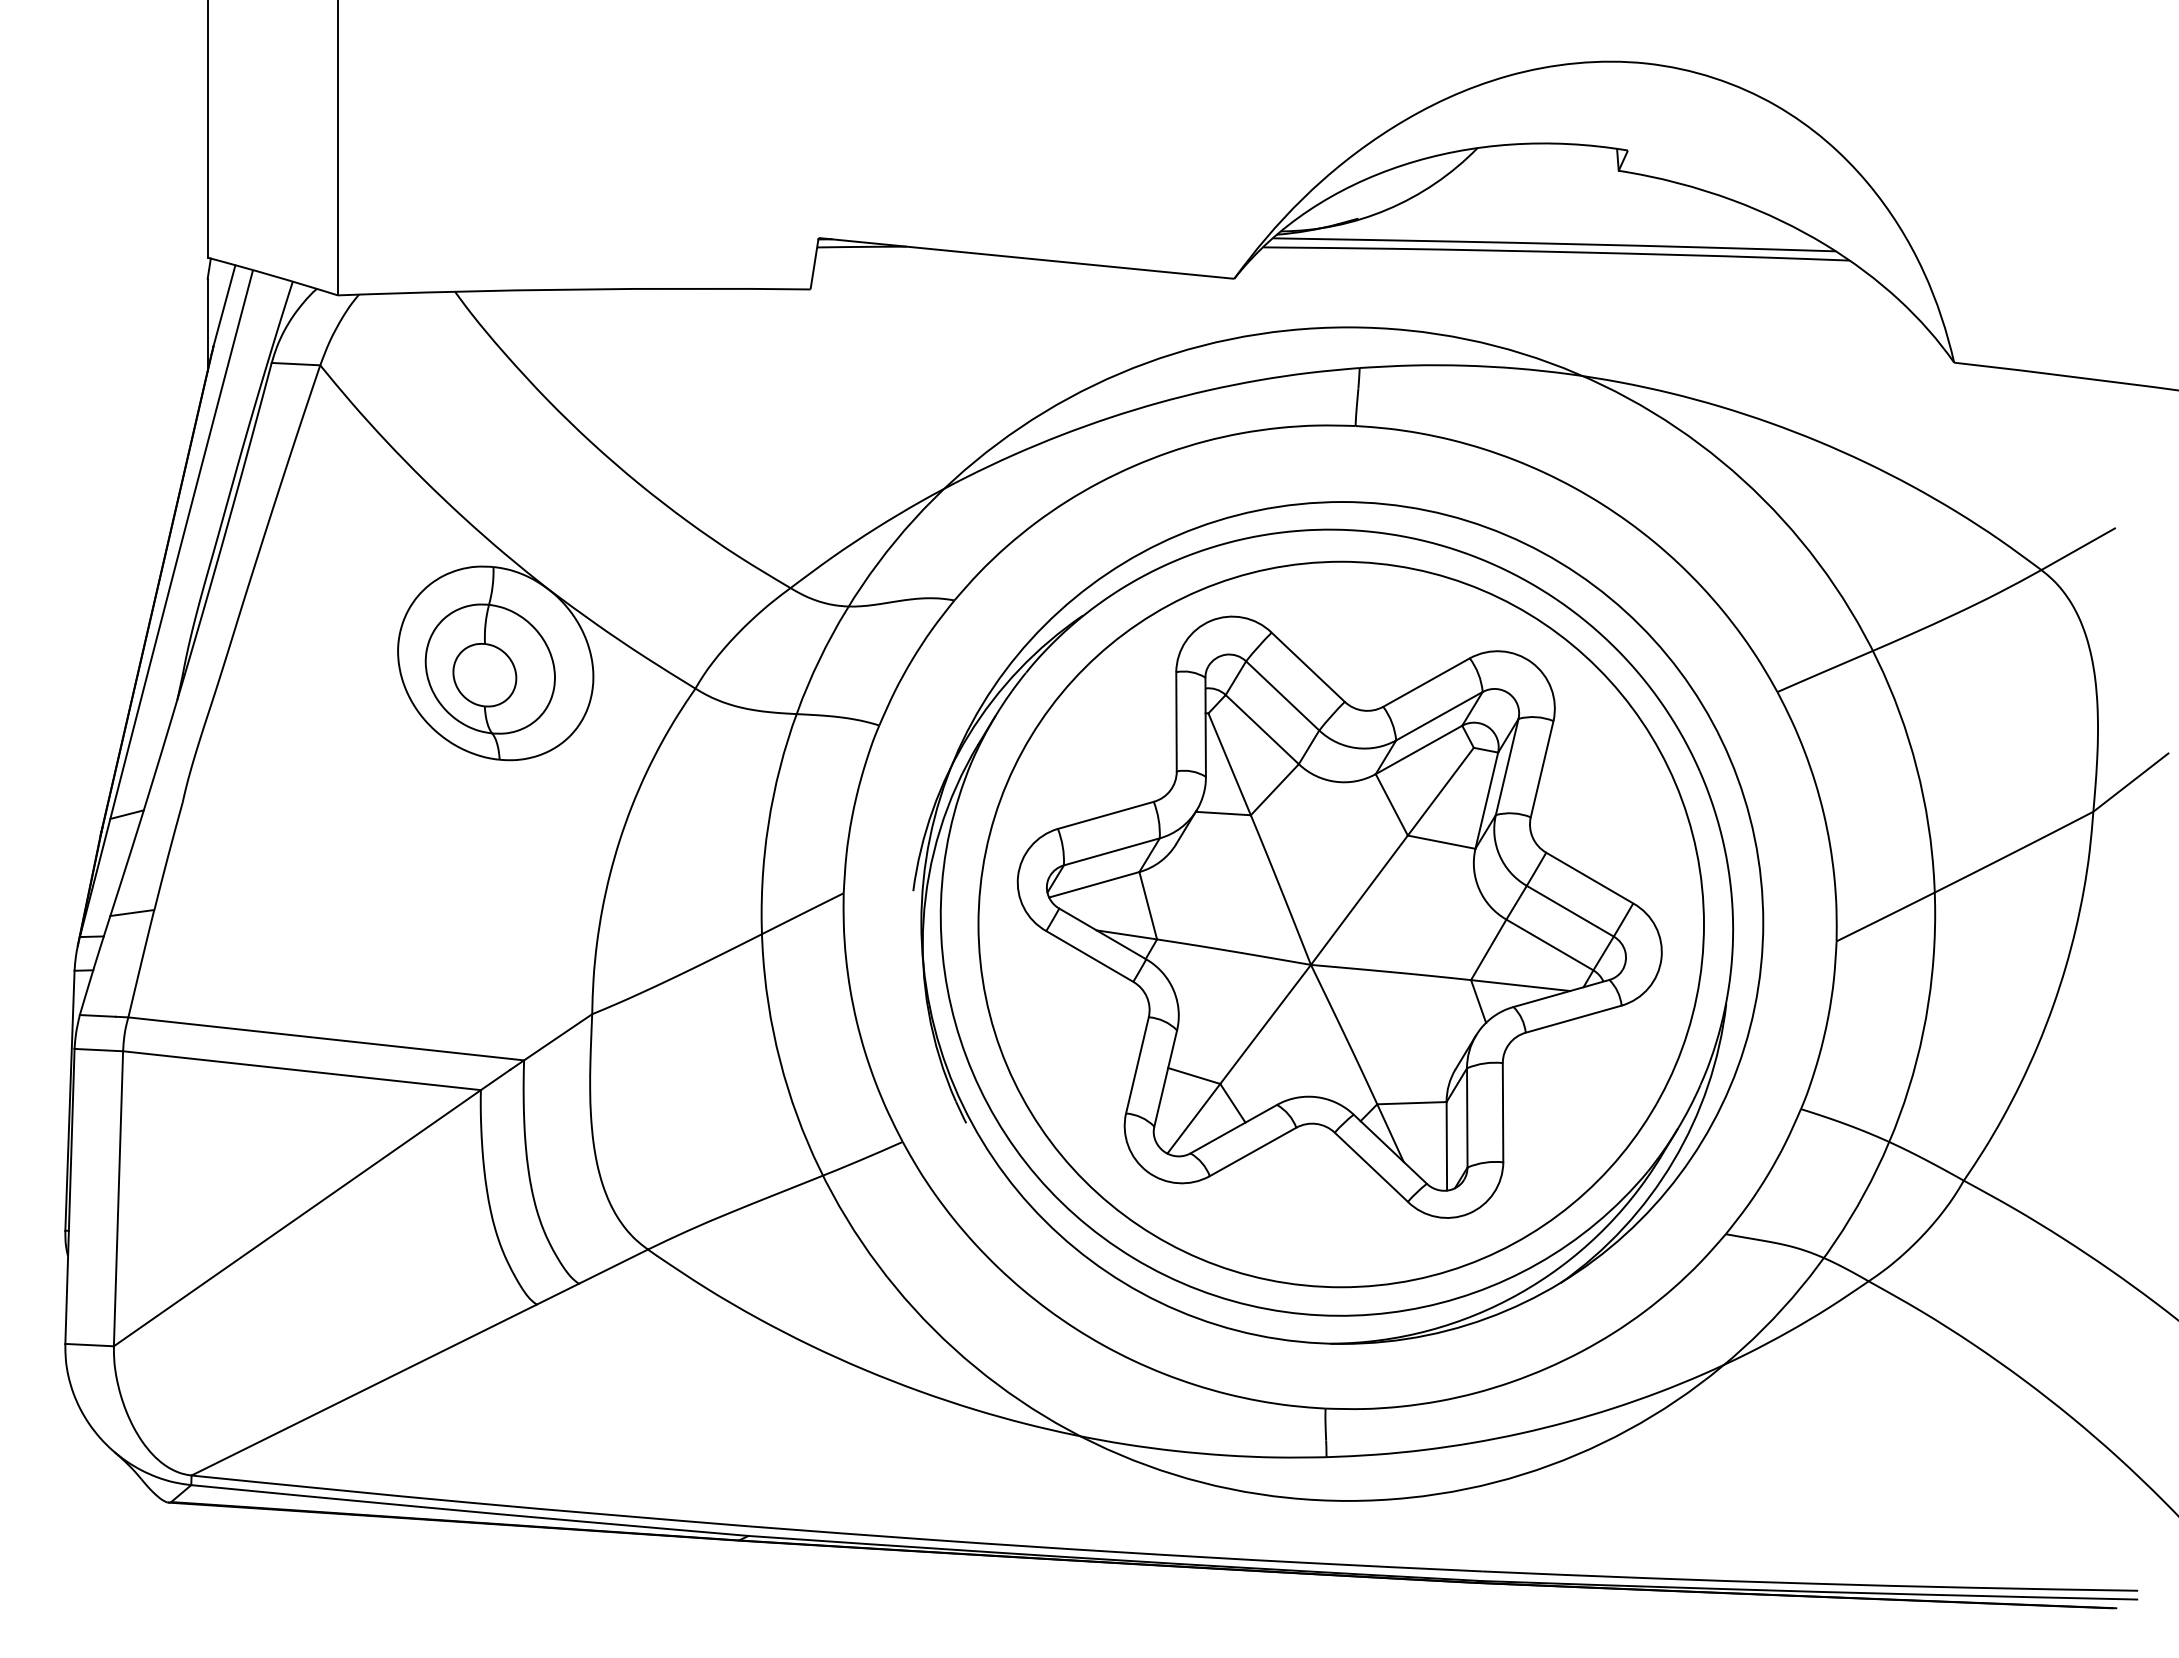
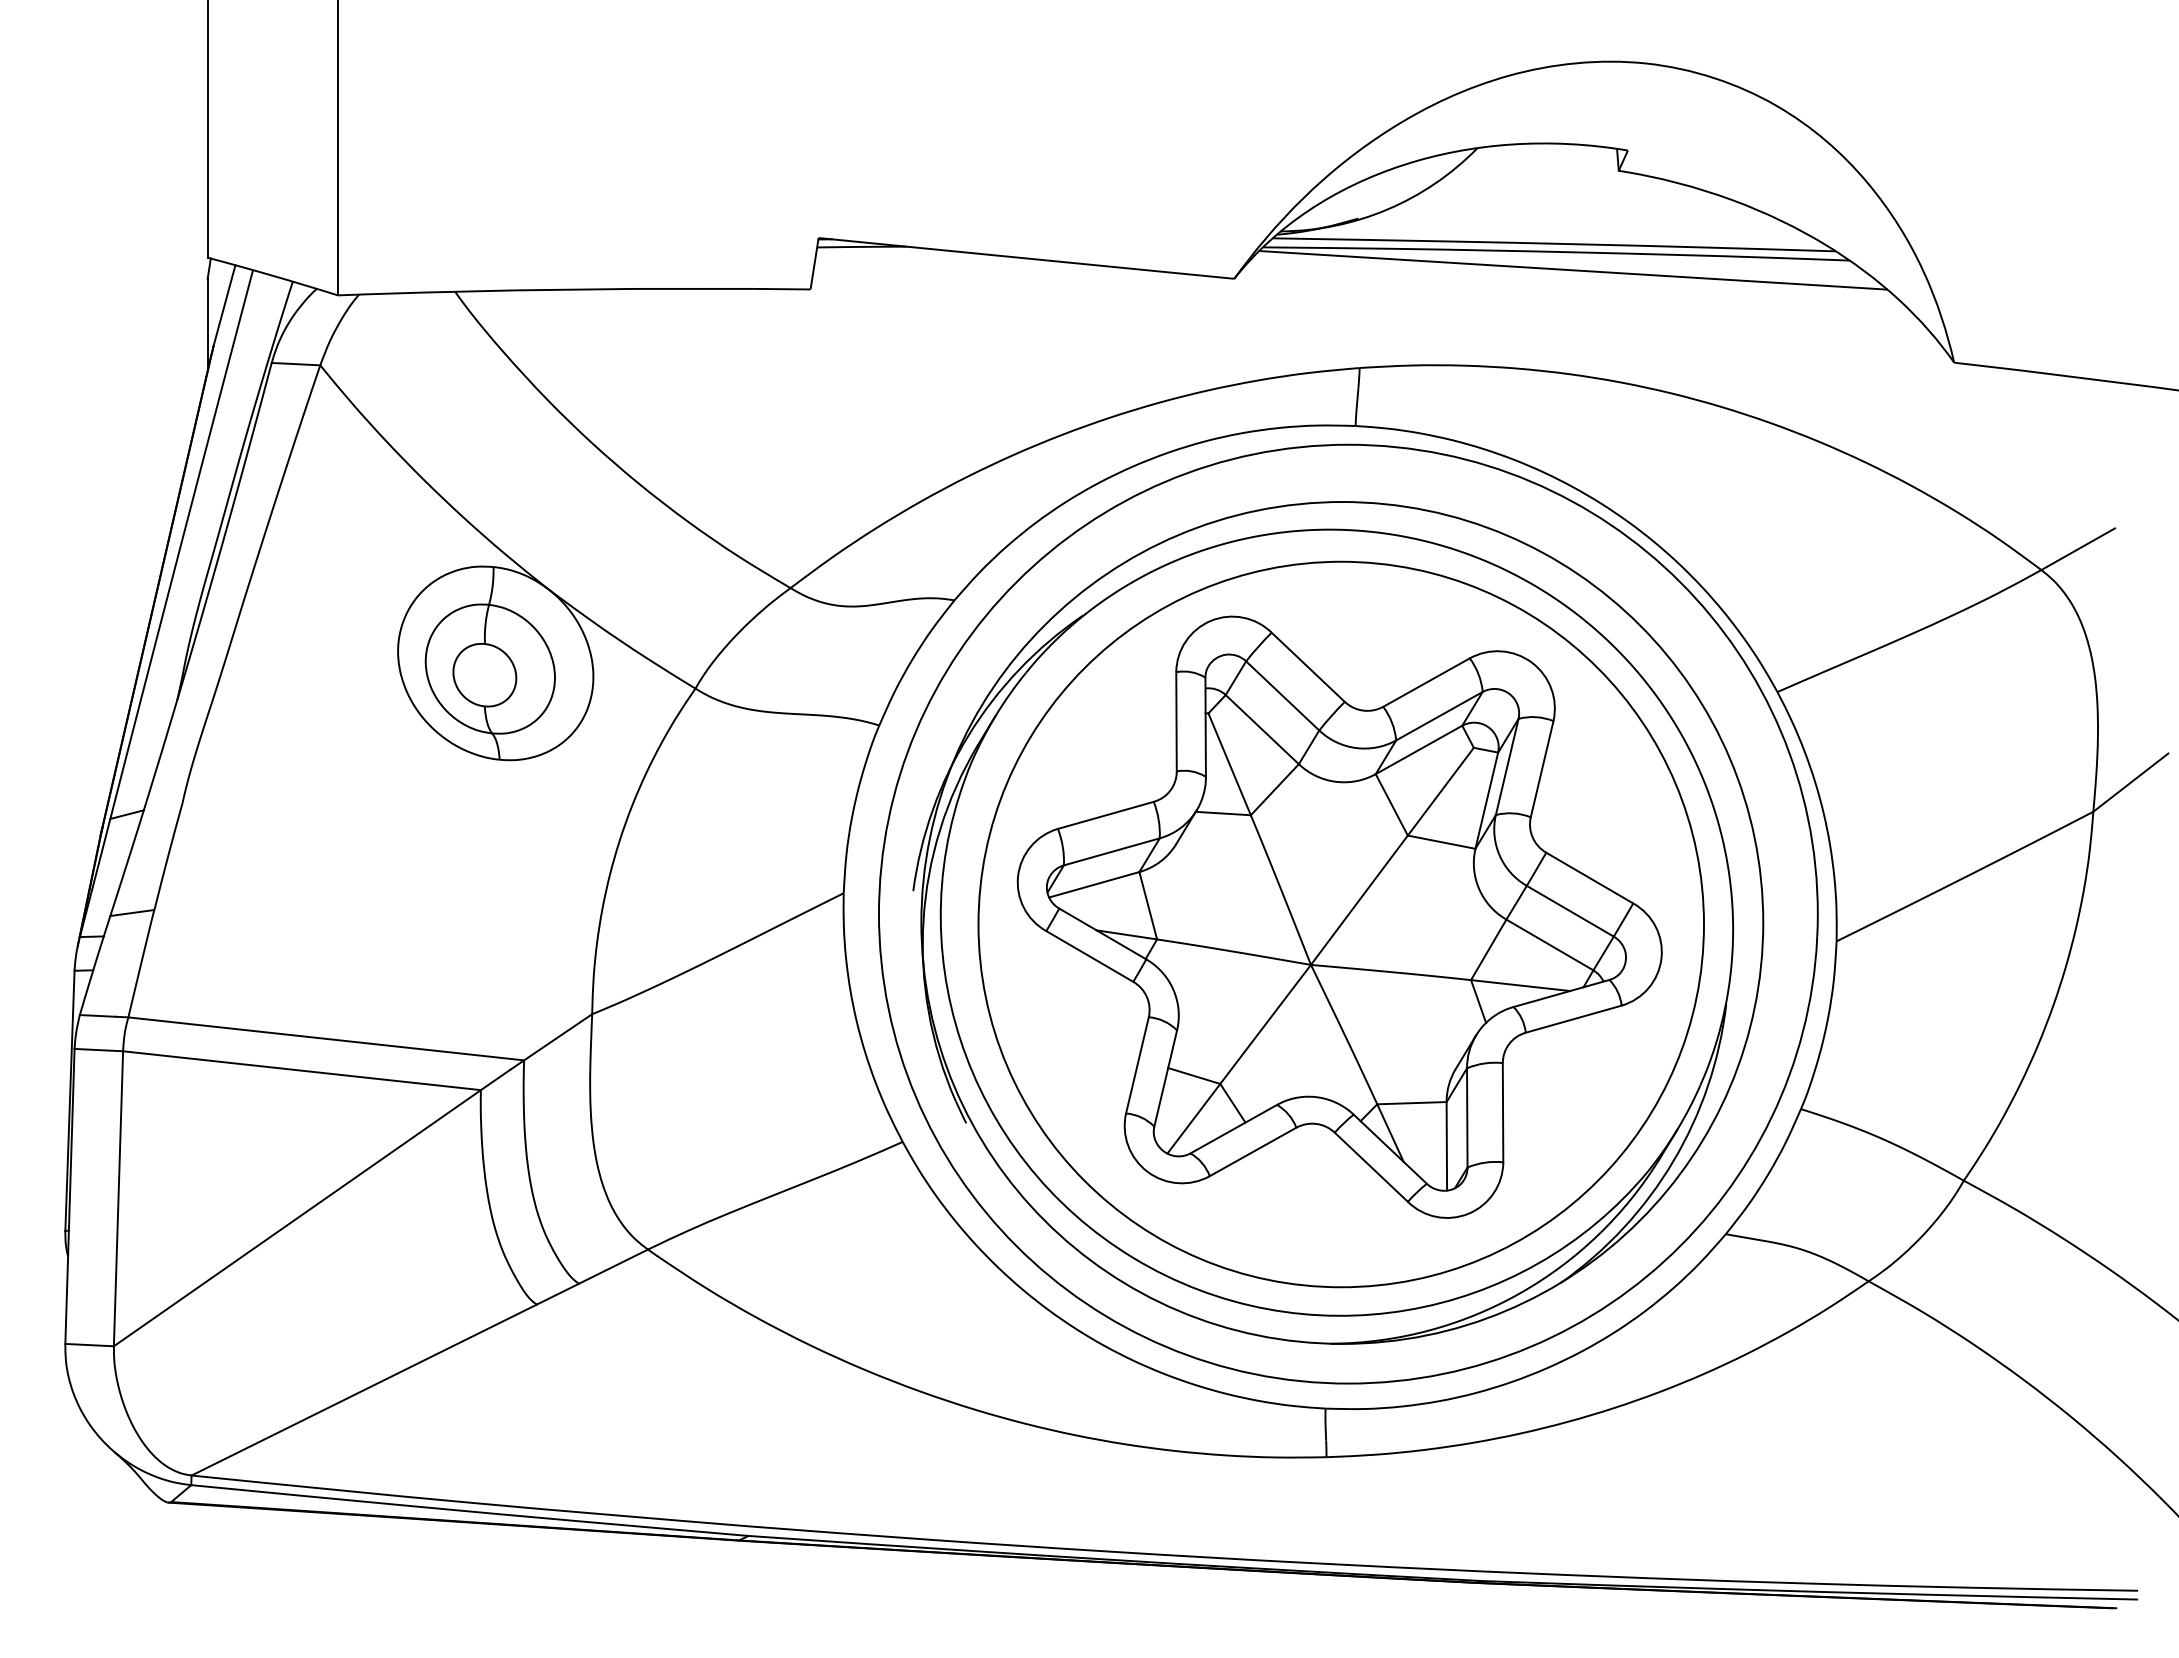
line: none -> present (1573, 270)
circle diameter: 1174 px -> 939 px (1348, 913)
